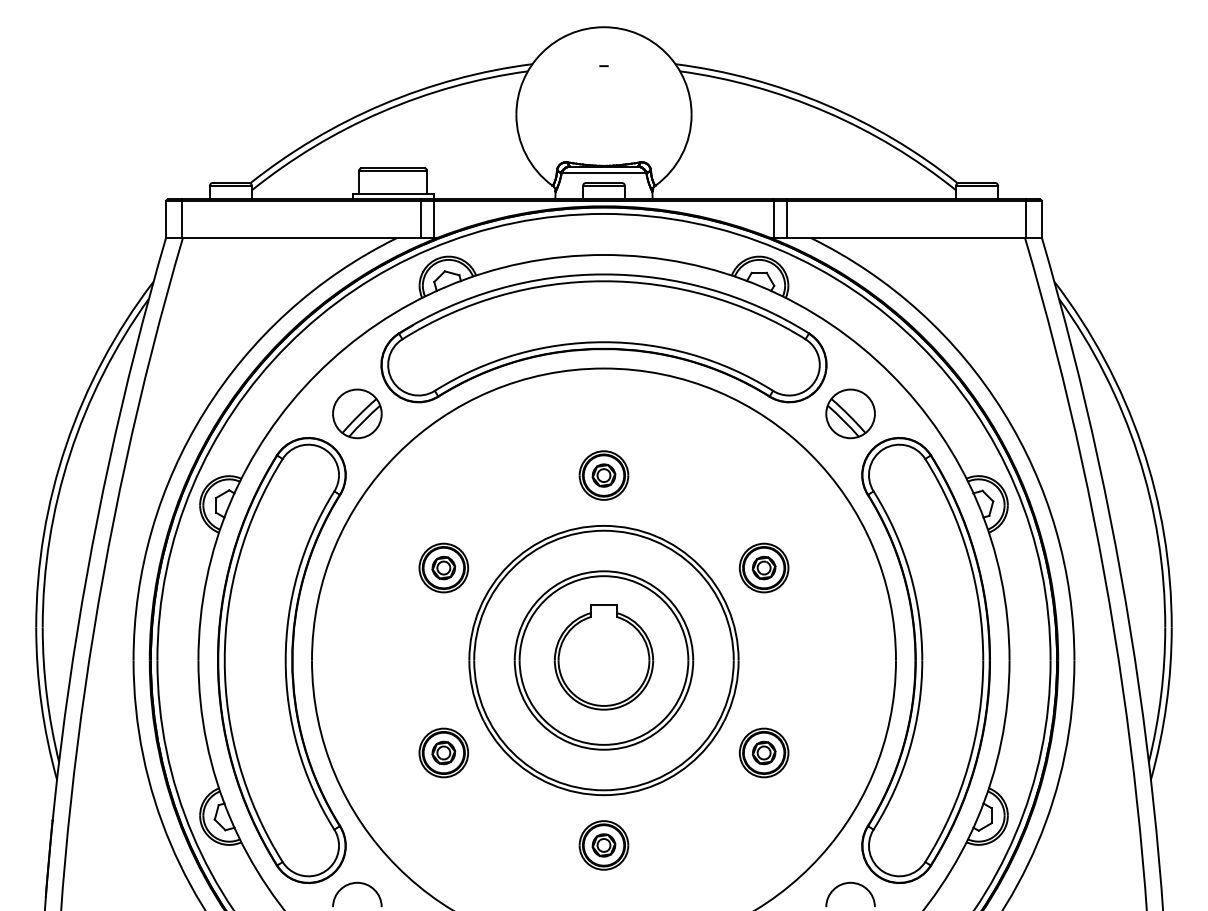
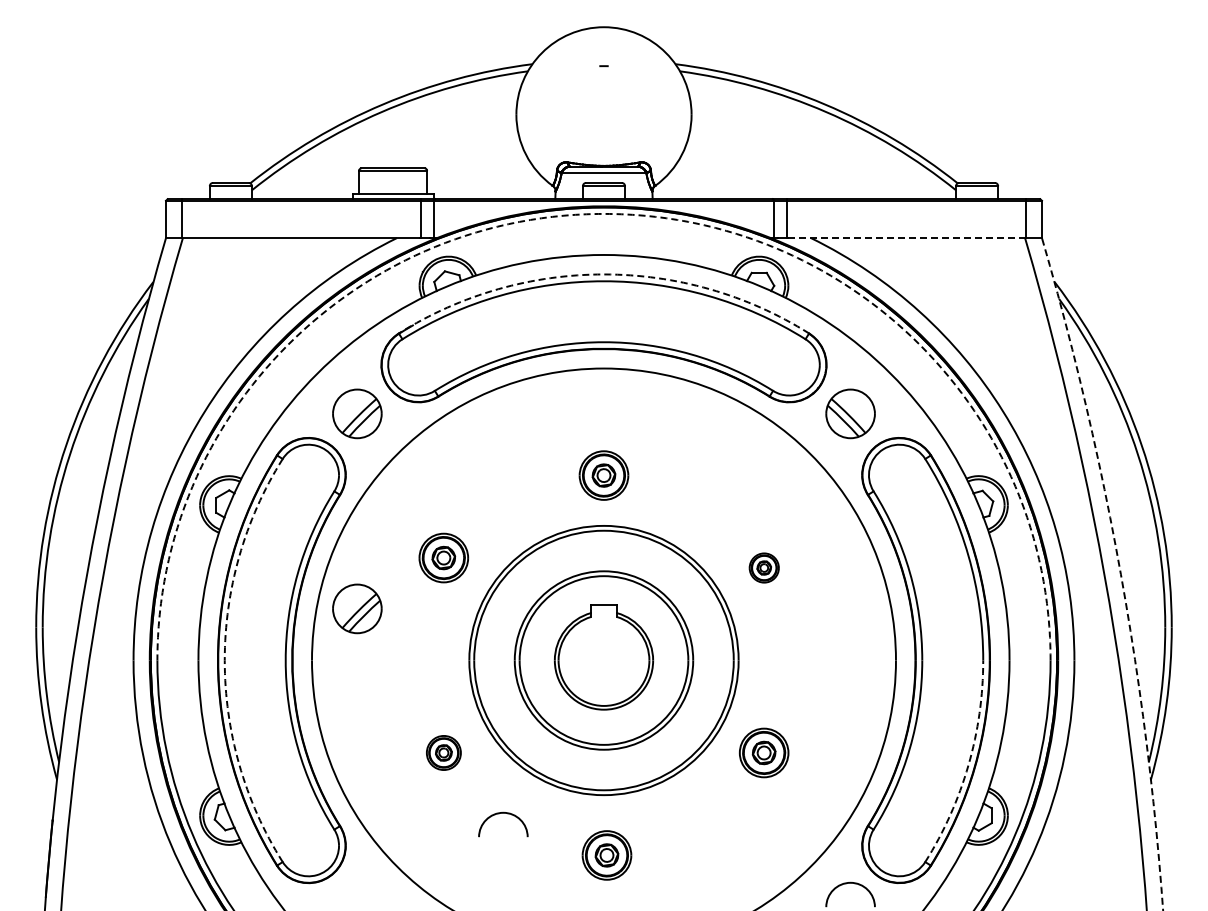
arc: solid -> dashed (603, 213)
line: solid -> dashed (906, 238)
arc: solid -> dashed (603, 274)
part position: (443, 567) -> (443, 557) (443, 557)
part size: 51x52 px -> 32x32 px (763, 567)
arc: solid -> dashed (1120, 571)
part: none -> present (357, 608)
arc: solid -> dashed (224, 660)
part size: 52x52 px -> 36x36 px (443, 752)
arc: solid -> dashed (968, 765)
part position: (603, 845) -> (606, 855) (606, 855)
arc position: (353, 884) -> (499, 814) (499, 814)
